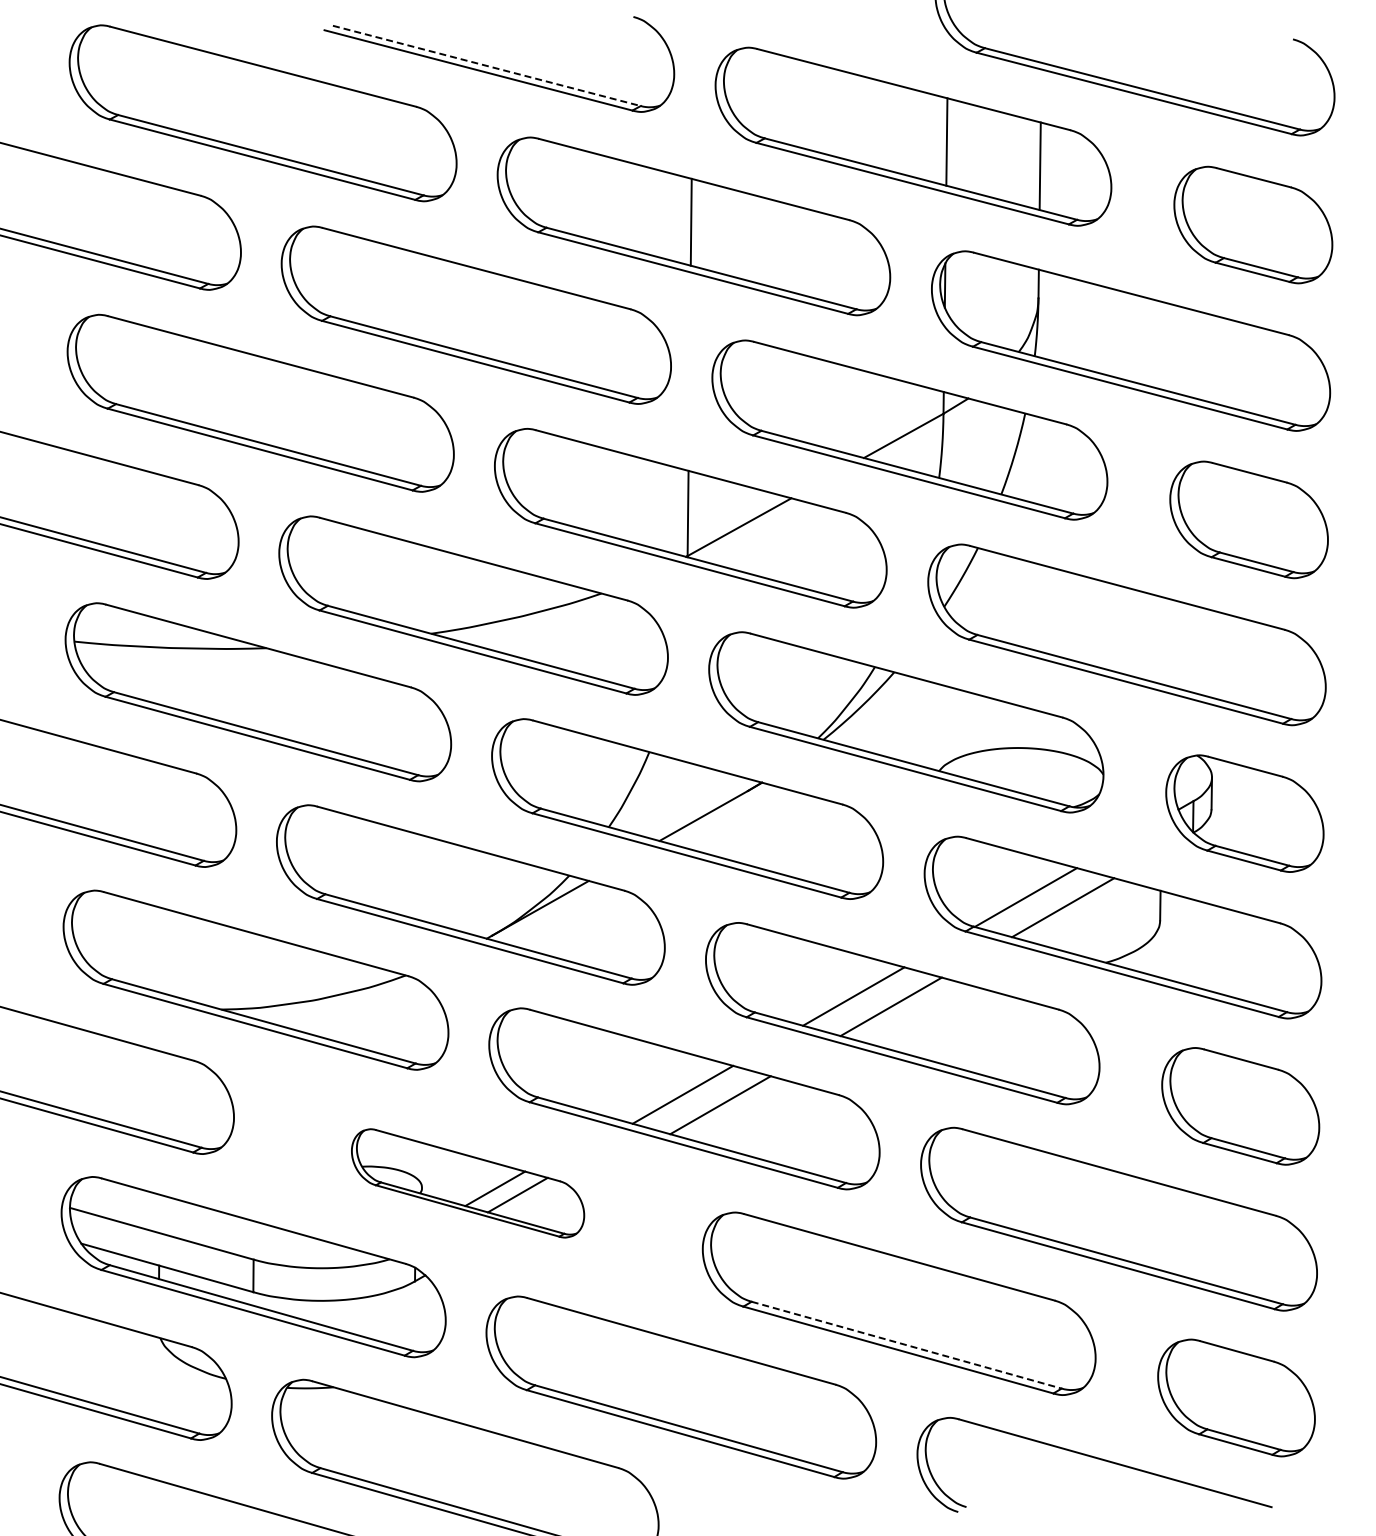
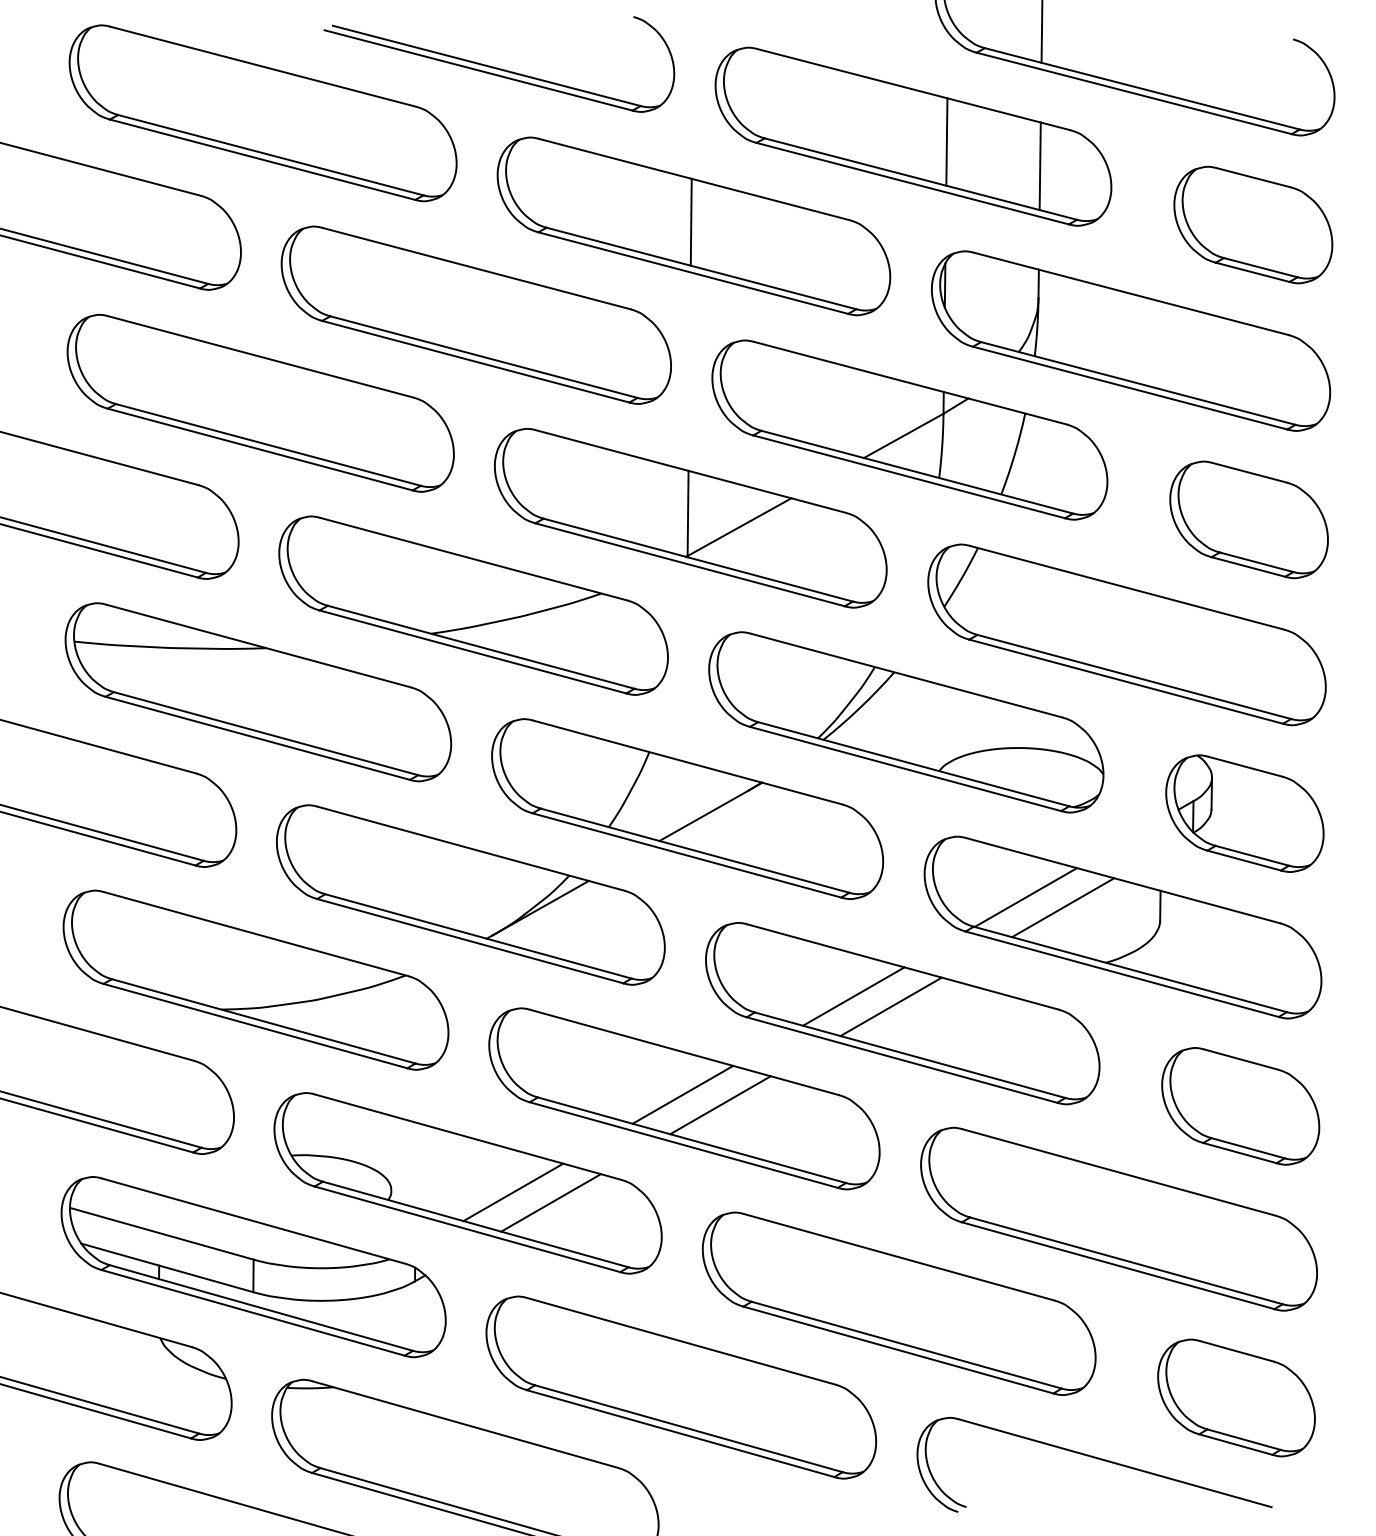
line: none -> present (1041, 32)
line: dashed -> solid (487, 66)
part size: 235x111 px -> 390x183 px (467, 1183)
line: dashed -> solid (906, 1345)
